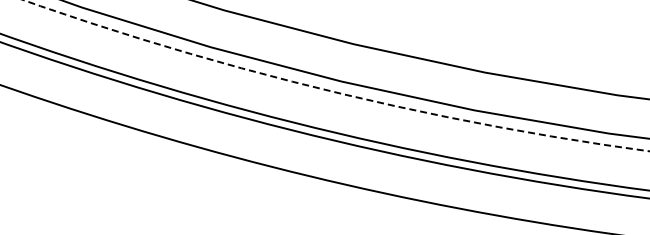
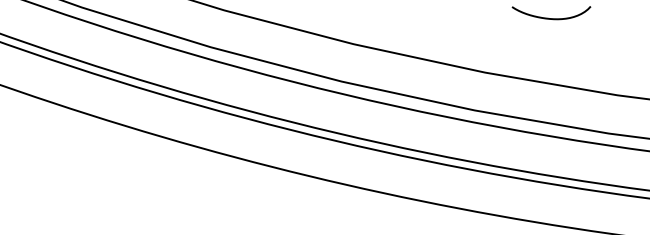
curve: none -> present (548, 17)
arc: dashed -> solid (333, 91)
